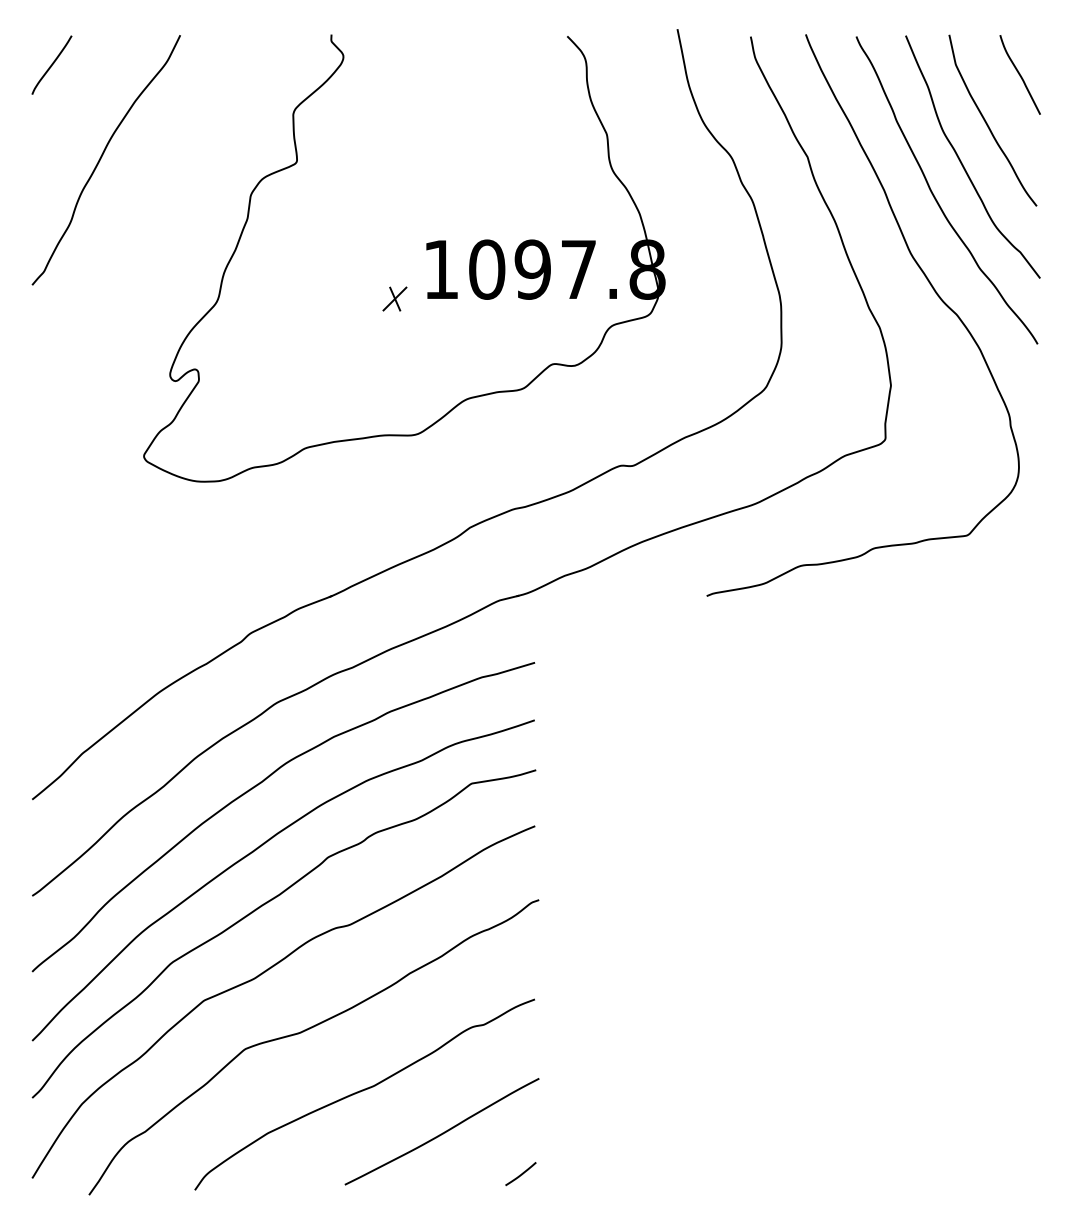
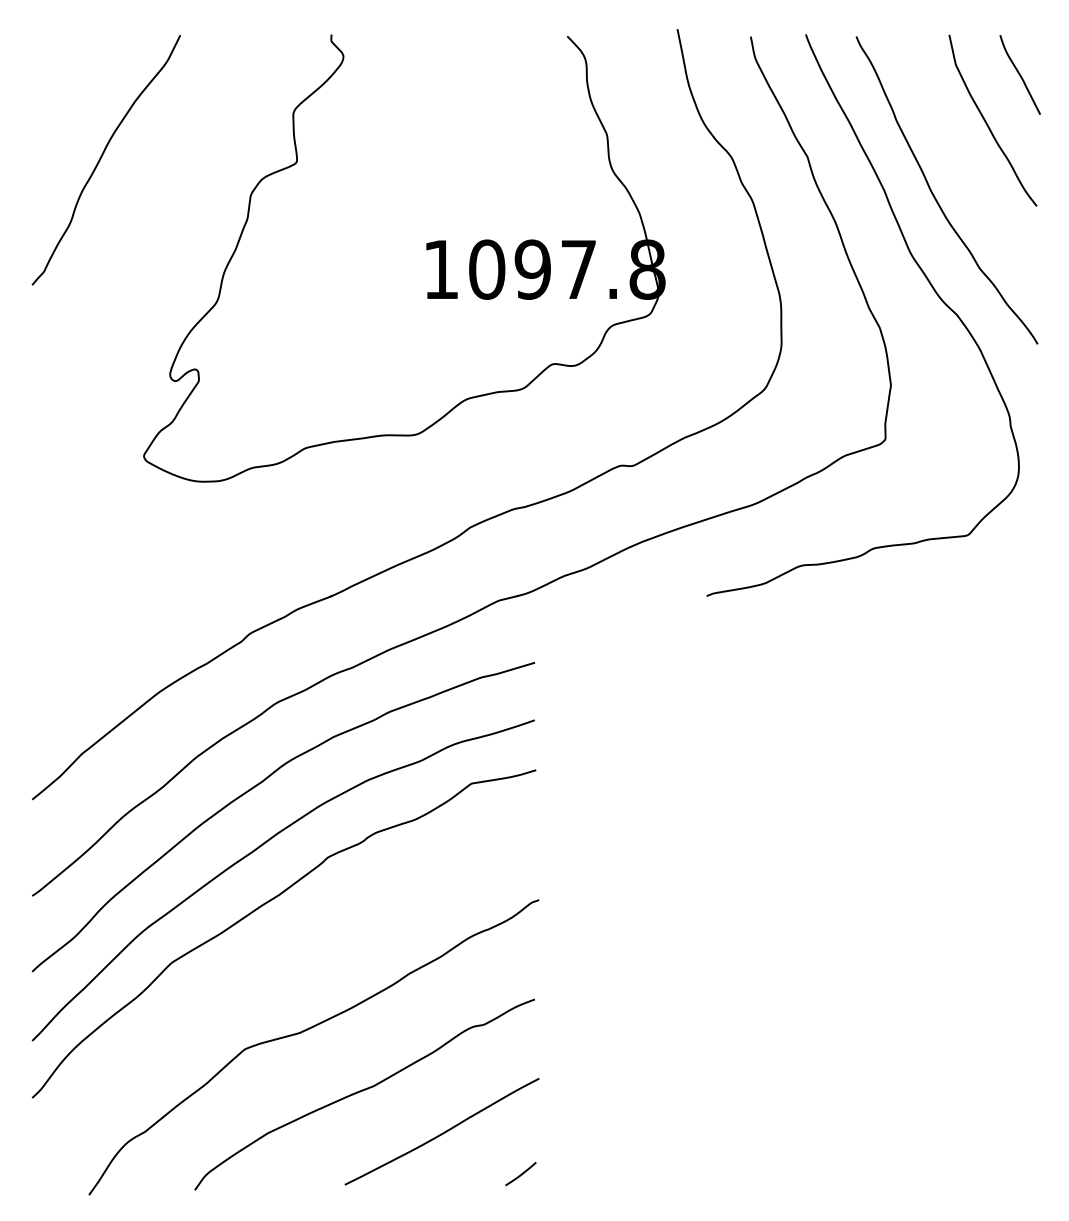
curve: present -> none (51, 64)
curve: present -> none (962, 162)
part: present -> none (394, 298)
curve: present -> none (264, 973)
